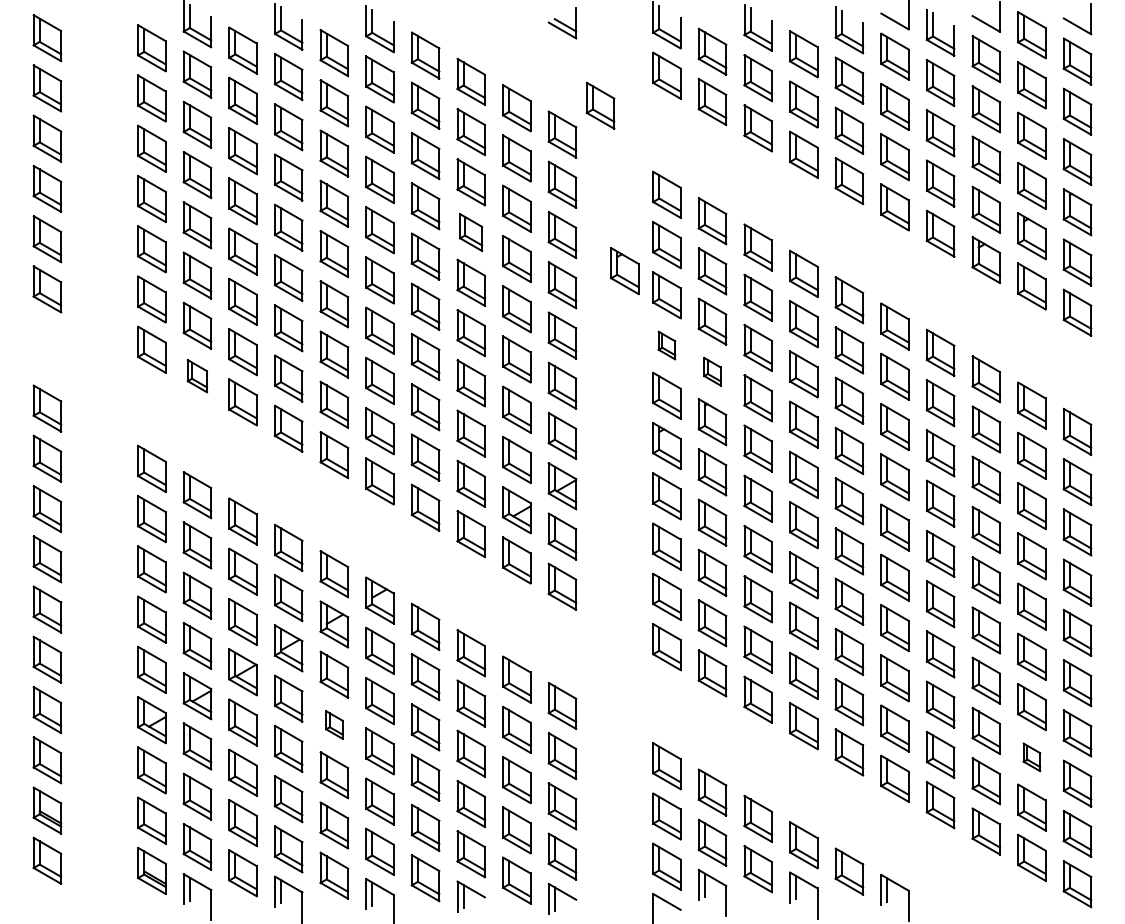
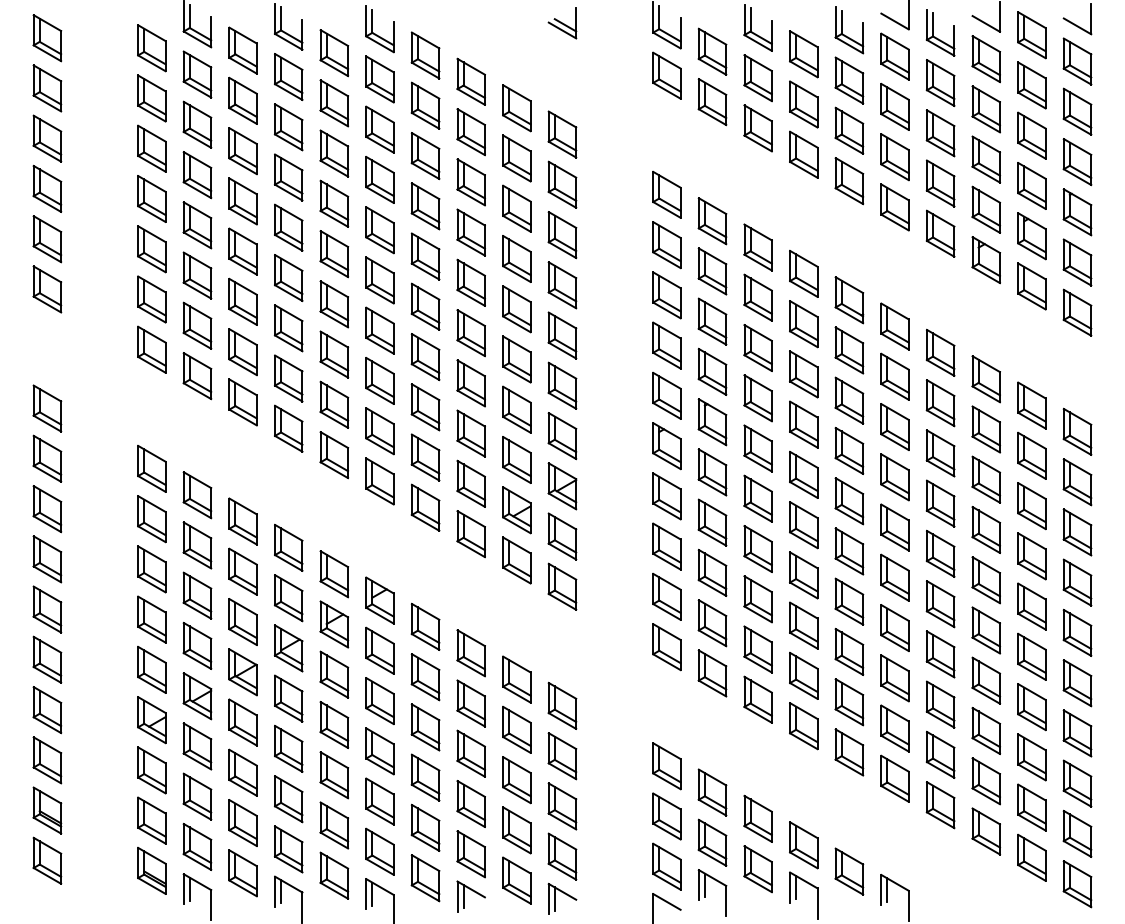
part: present -> none (600, 105)
part size: 25x39 px -> 30x49 px (470, 232)
part: present -> none (624, 271)
part size: 20x31 px -> 30x49 px (666, 345)
part size: 19x30 px -> 31x49 px (712, 371)
part size: 23x35 px -> 31x49 px (197, 376)
part size: 19x30 px -> 31x48 px (334, 724)
part size: 20x31 px -> 30x49 px (1031, 757)
